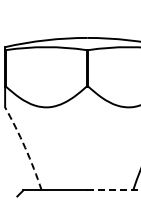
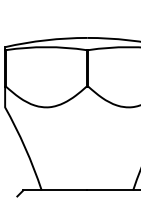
arc: dashed -> solid (25, 147)
line: dashed -> solid (114, 190)
